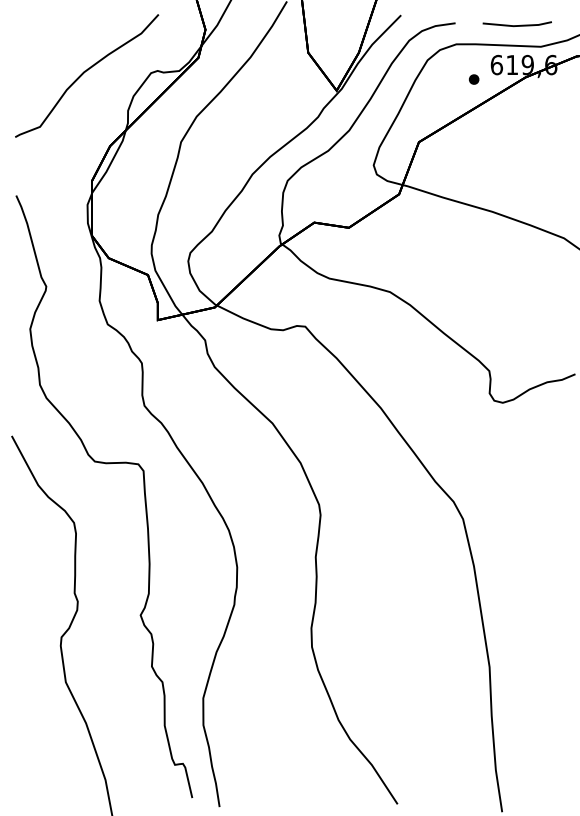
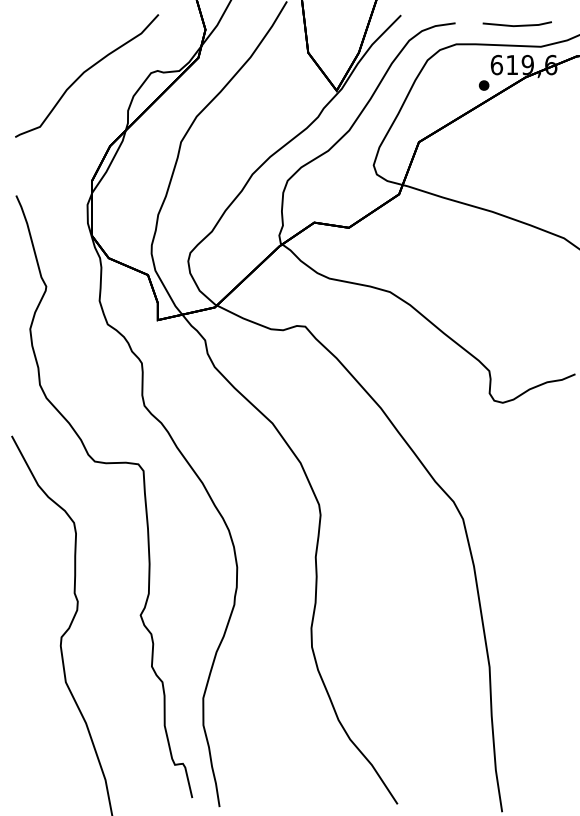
part position: (473, 79) -> (483, 85) (483, 85)
